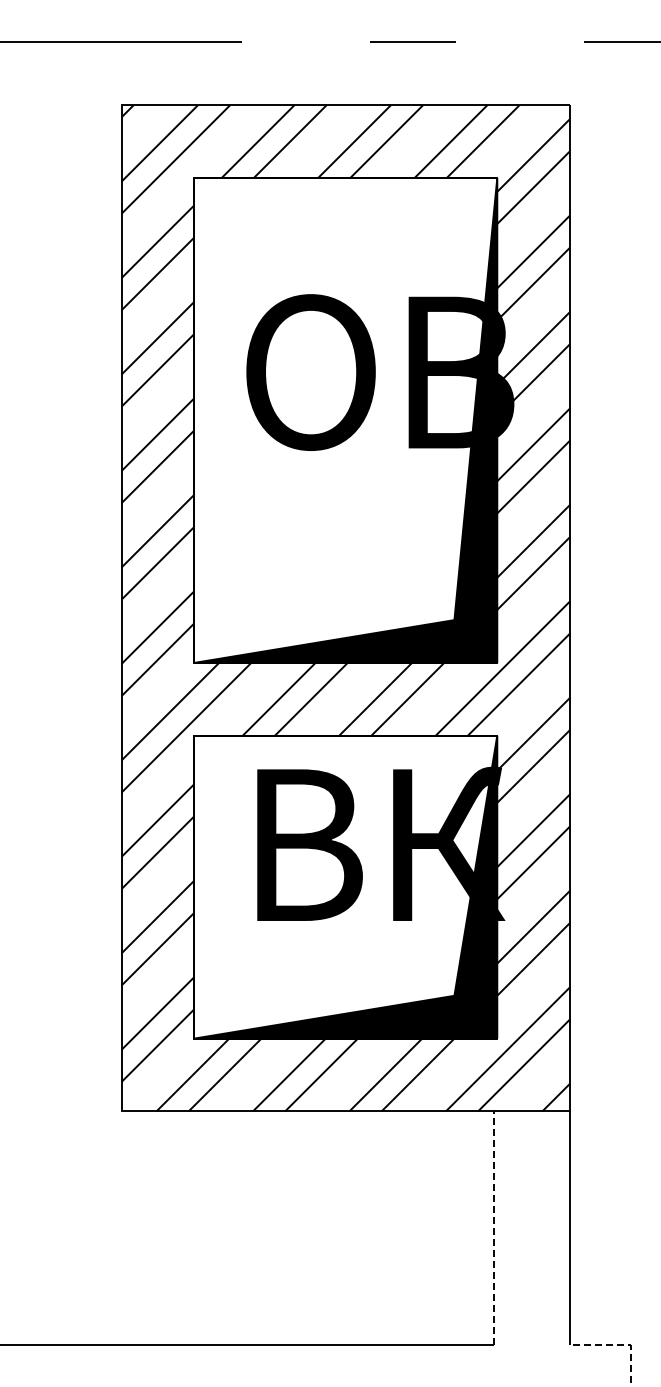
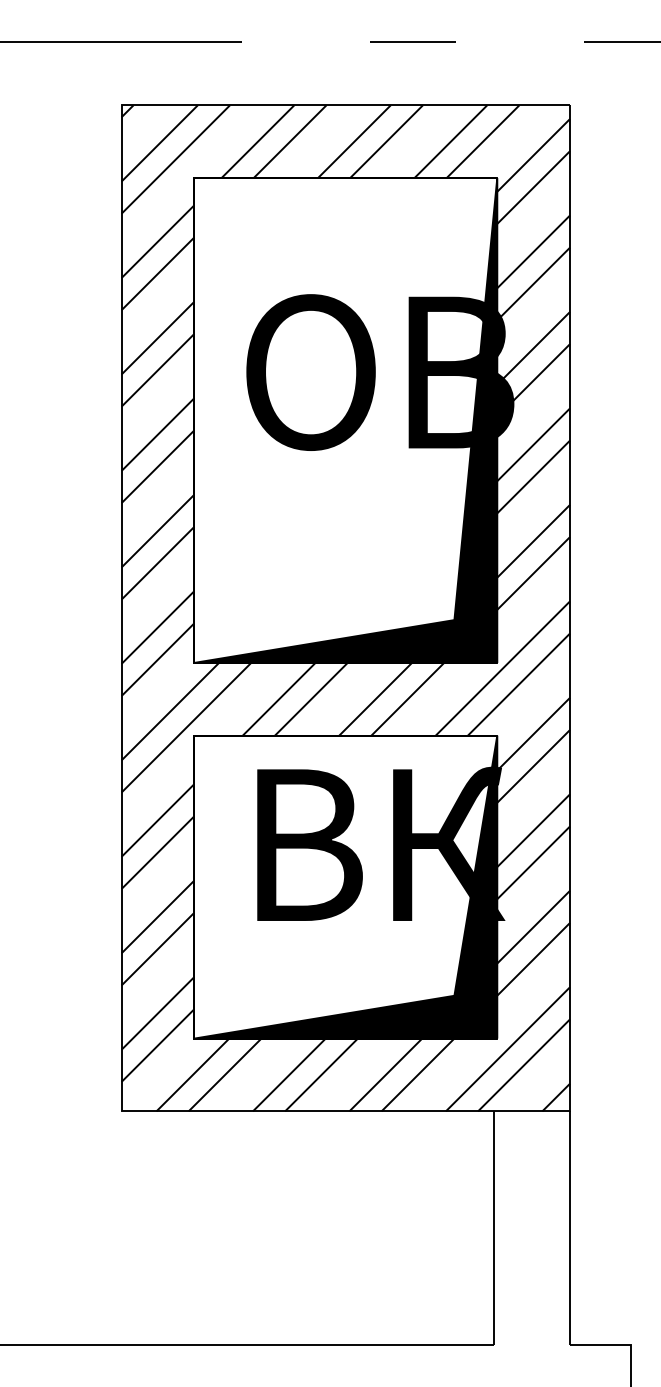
line: dashed -> solid (494, 1227)
line: dashed -> solid (620, 1345)
